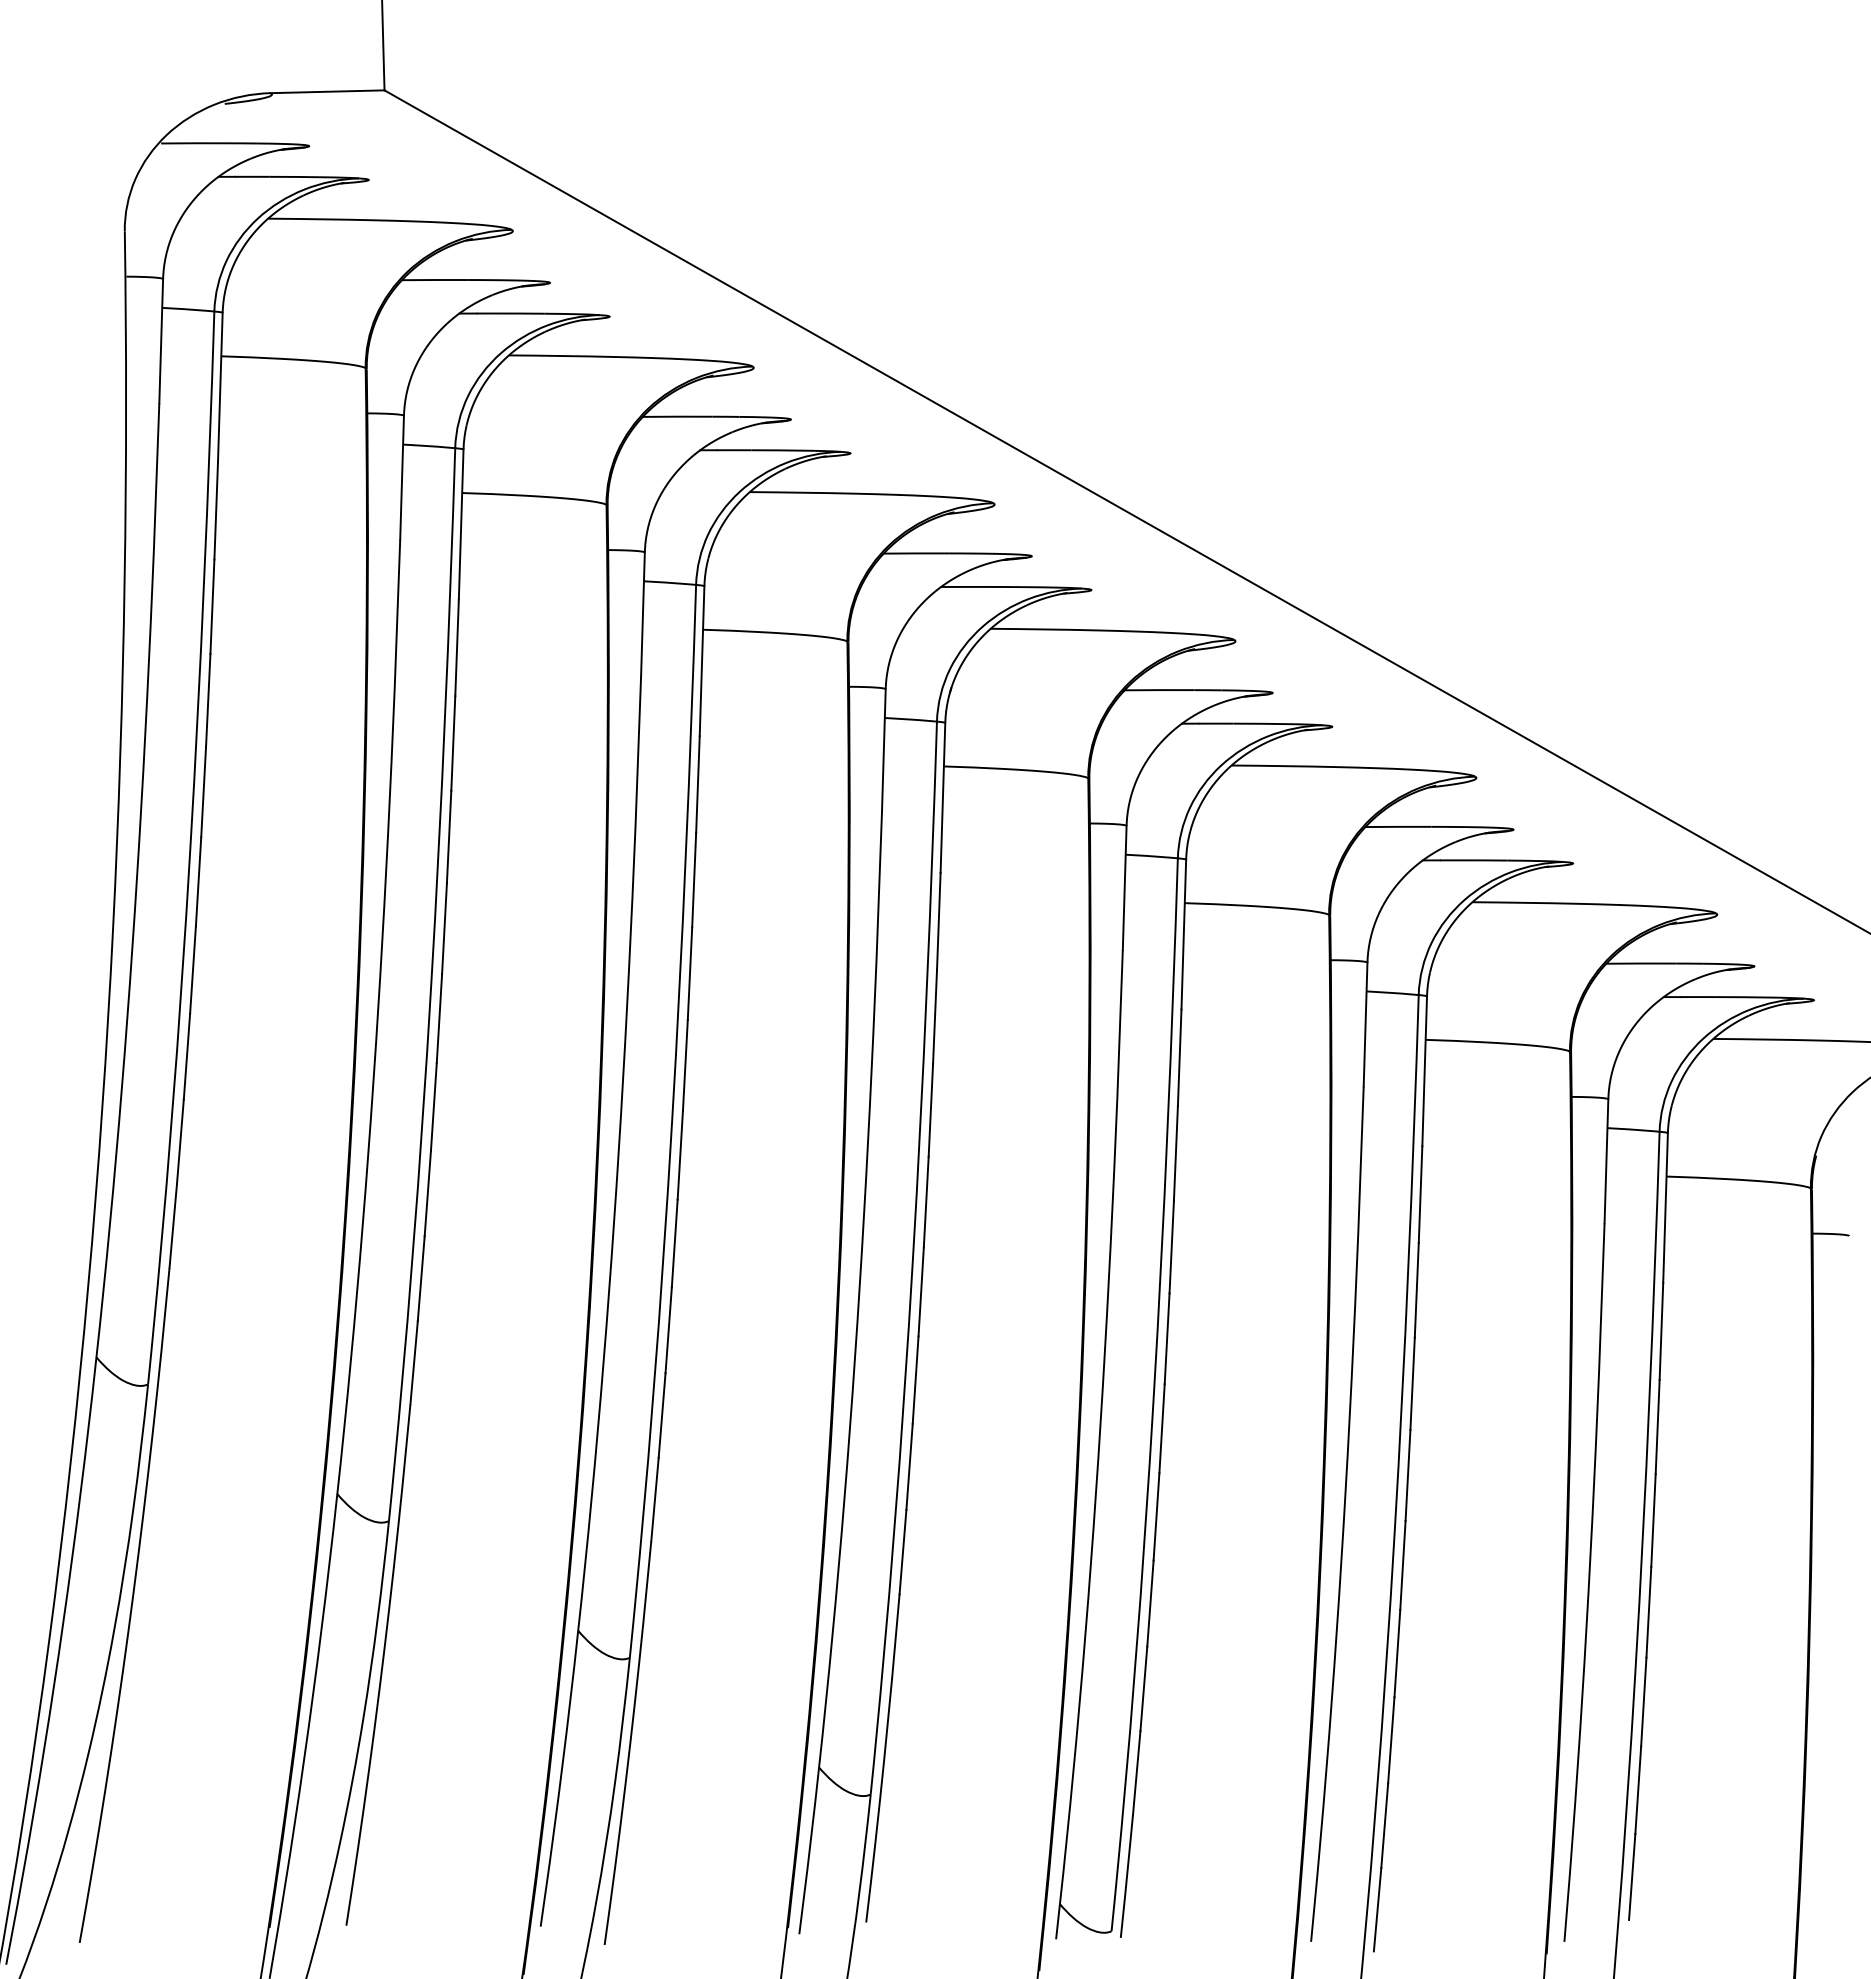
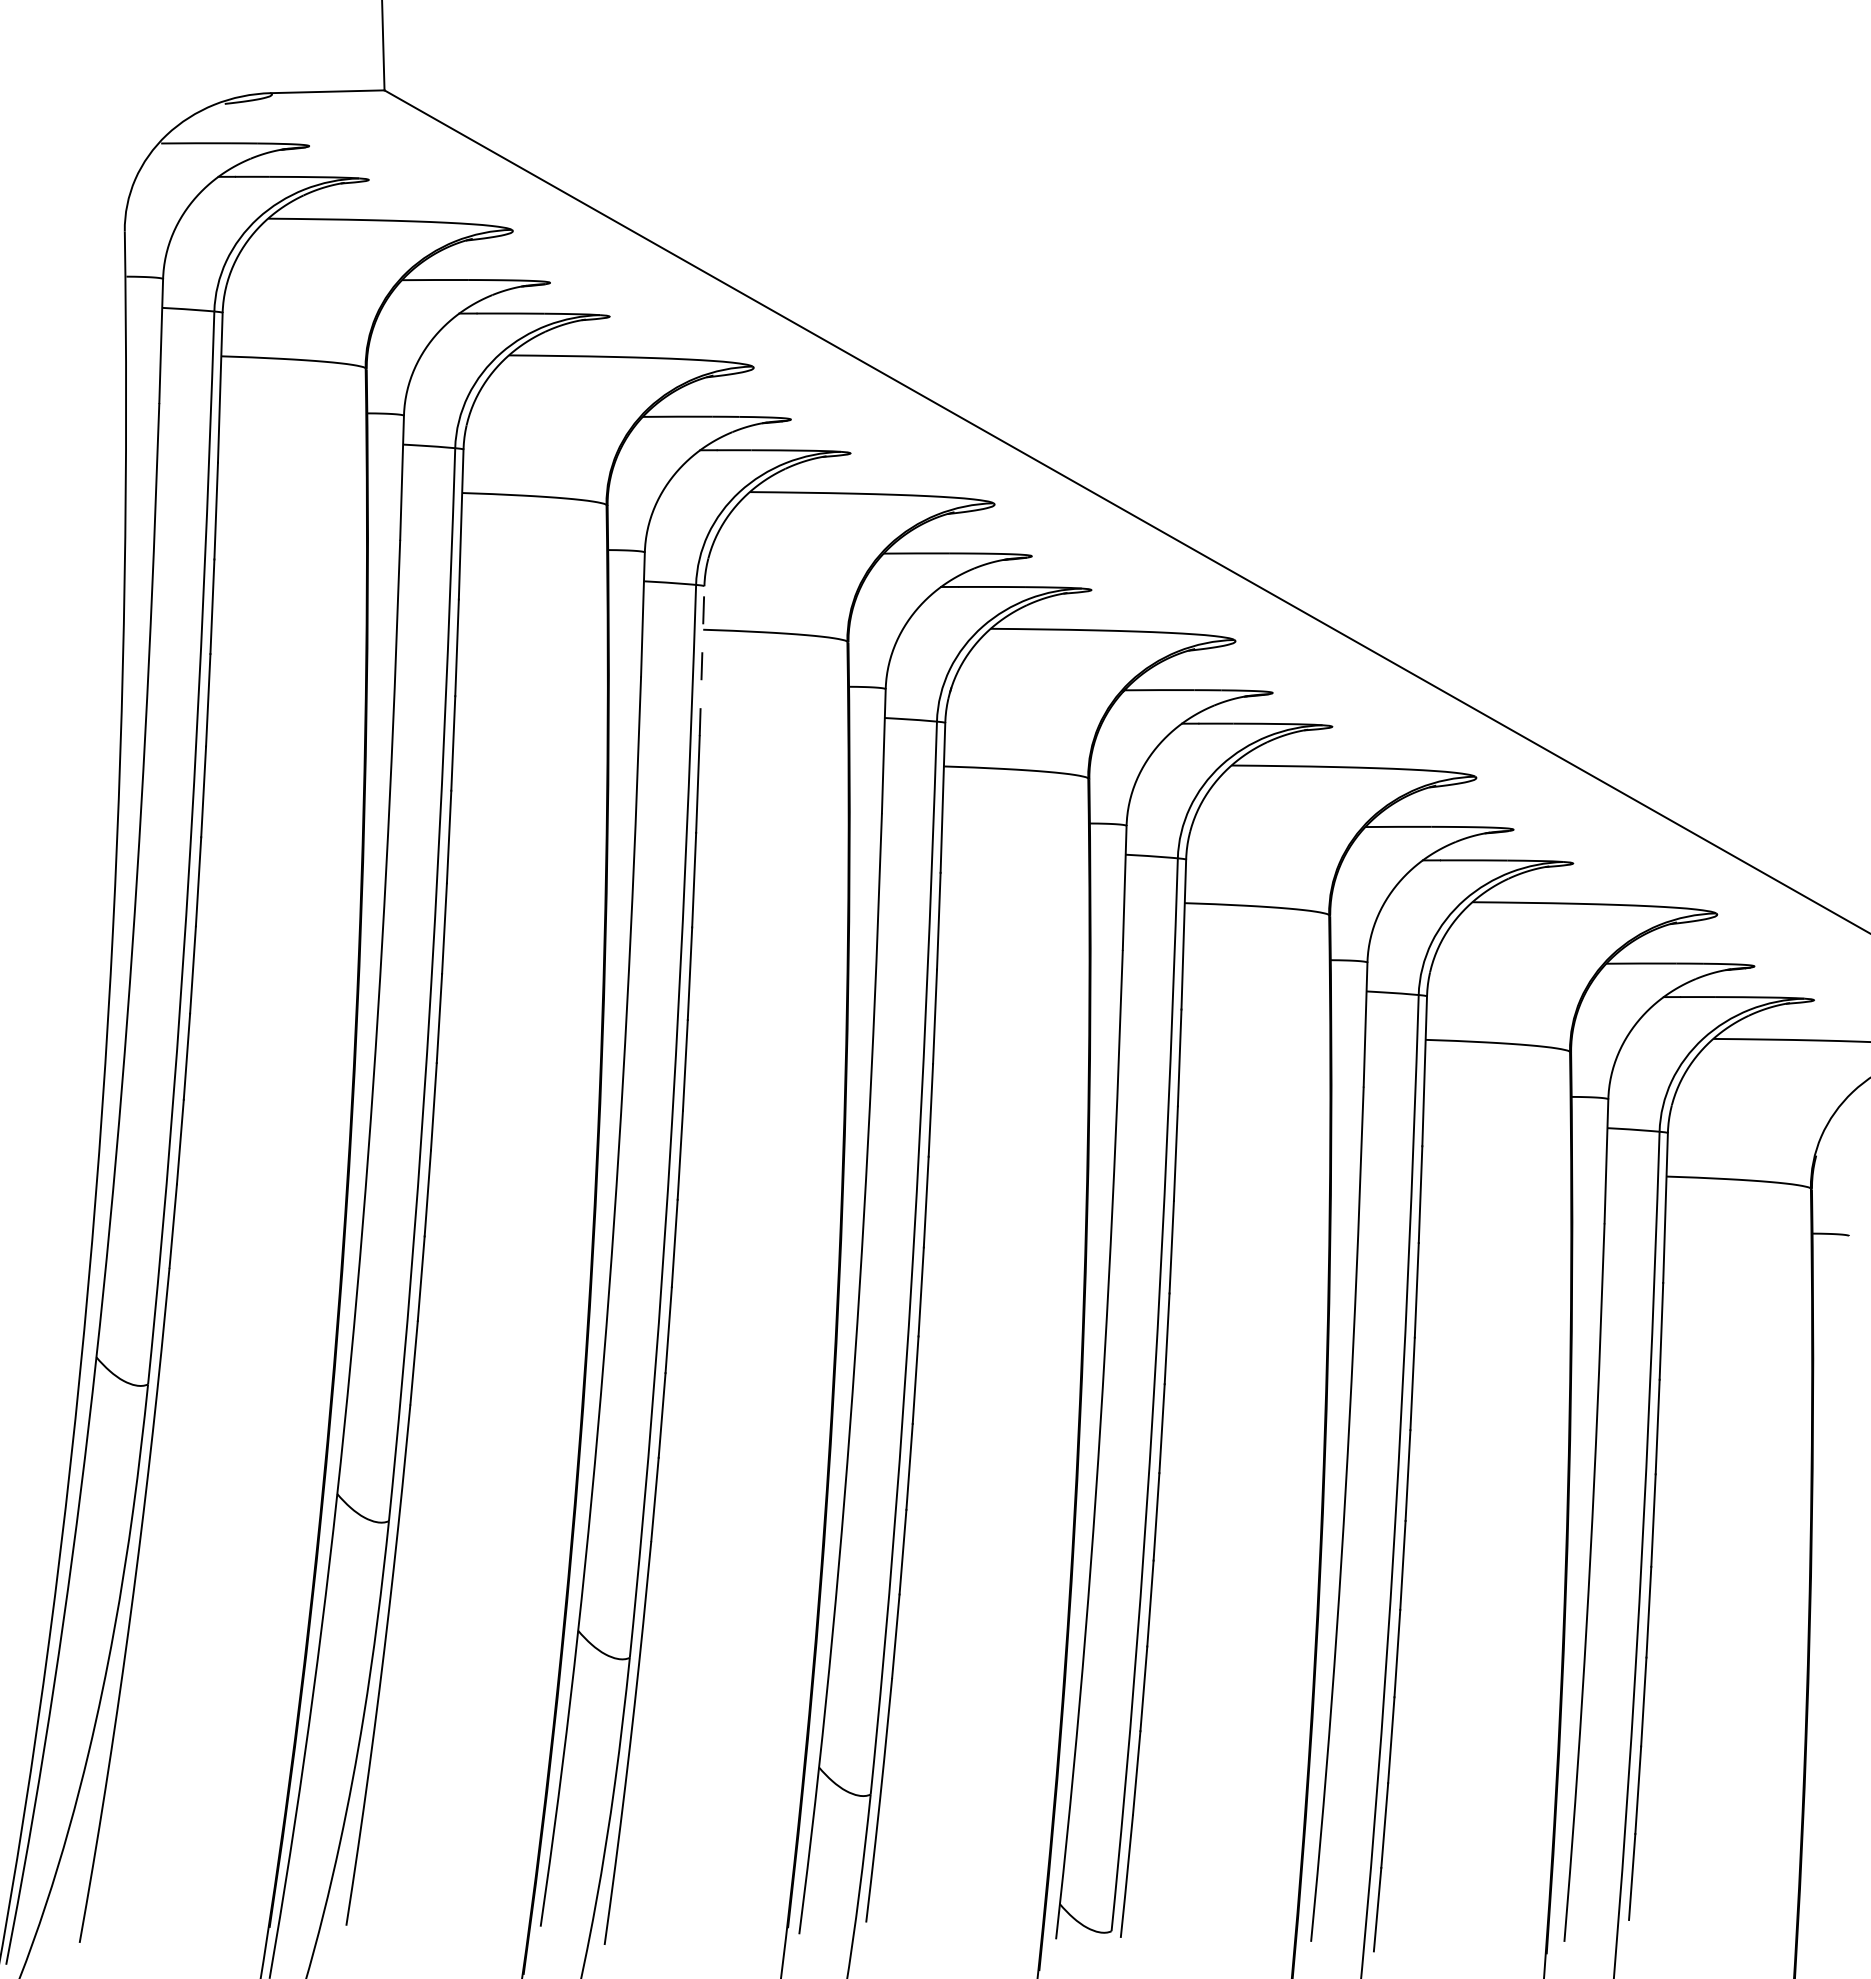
line: solid -> dashed (702, 661)
